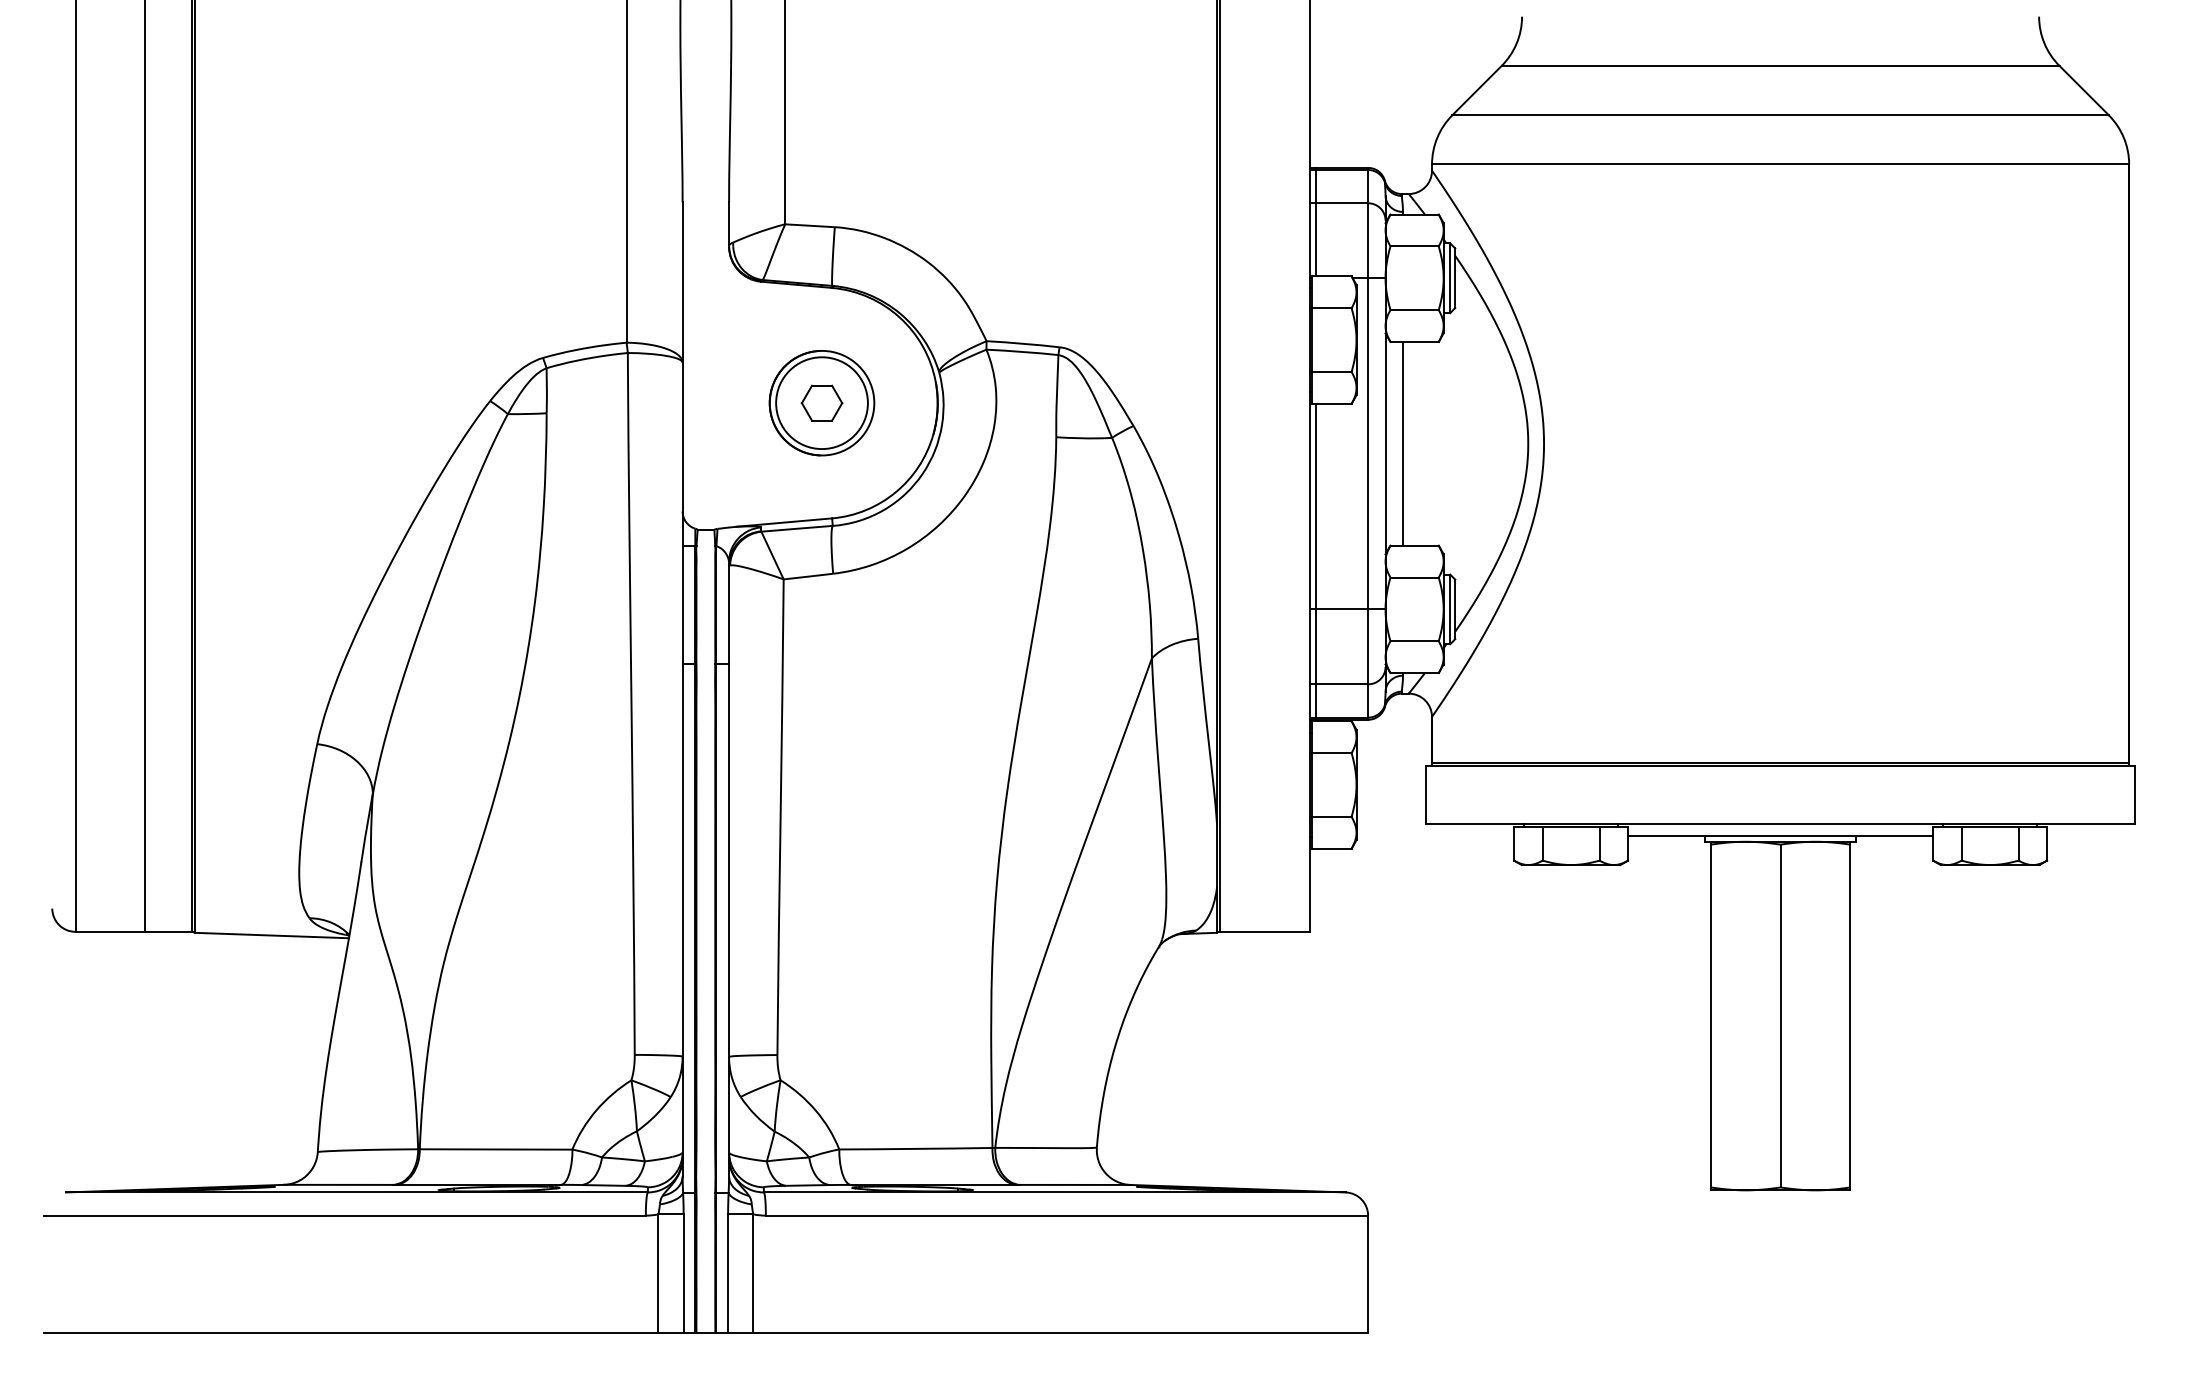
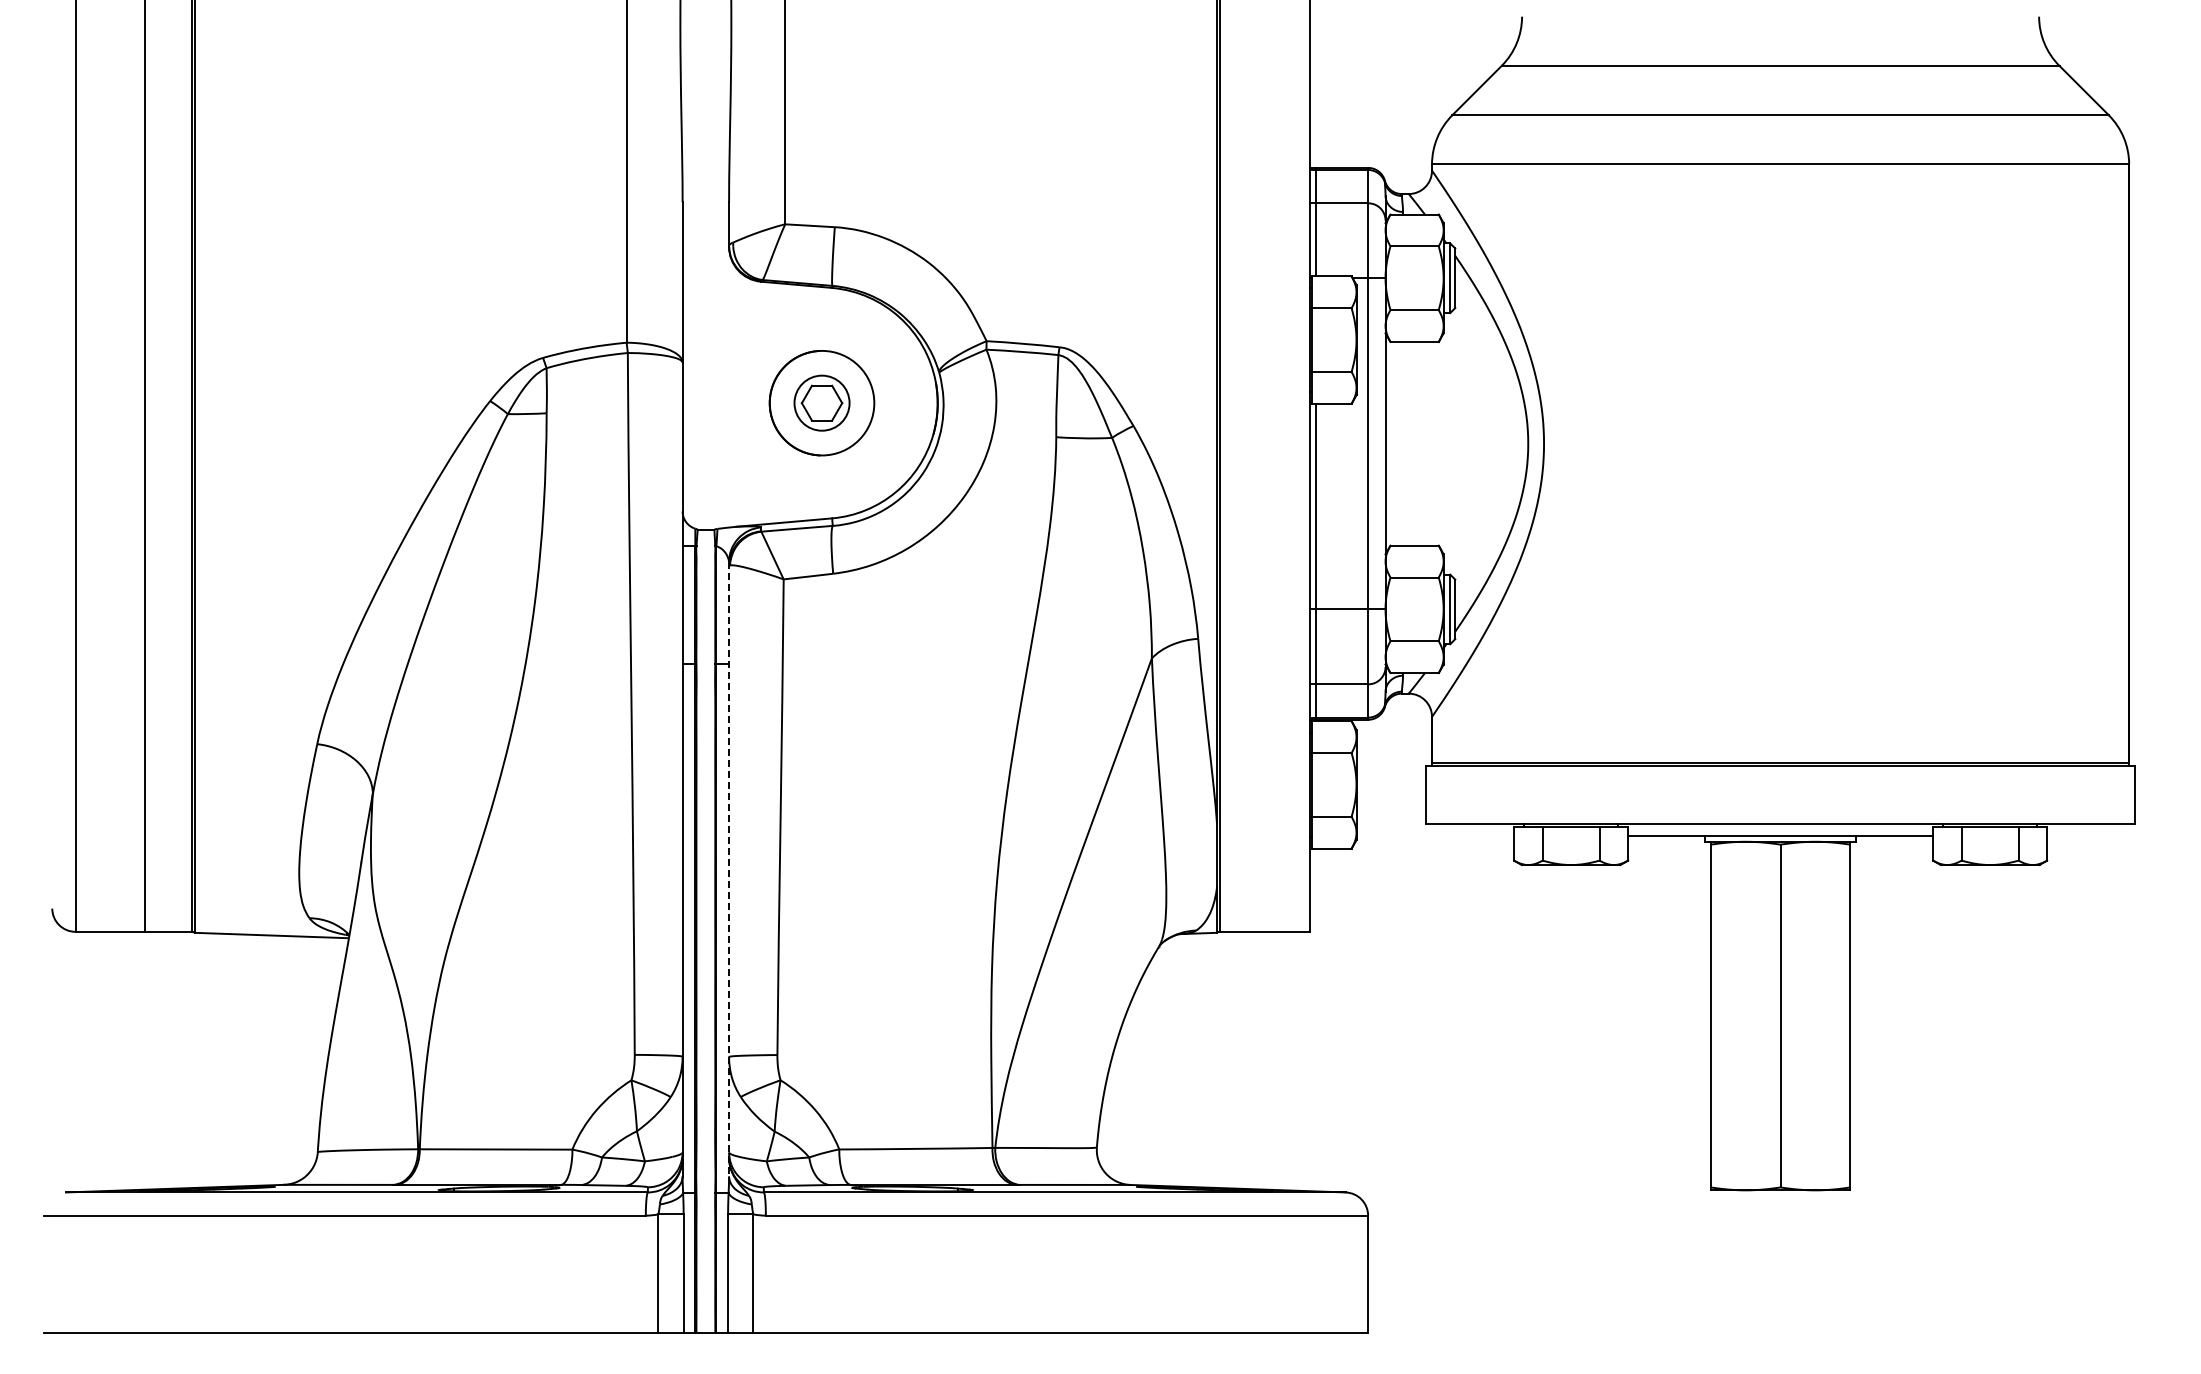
circle diameter: 92 px -> 55 px (821, 402)
line: present -> none (1402, 443)
line: solid -> dashed (729, 869)
